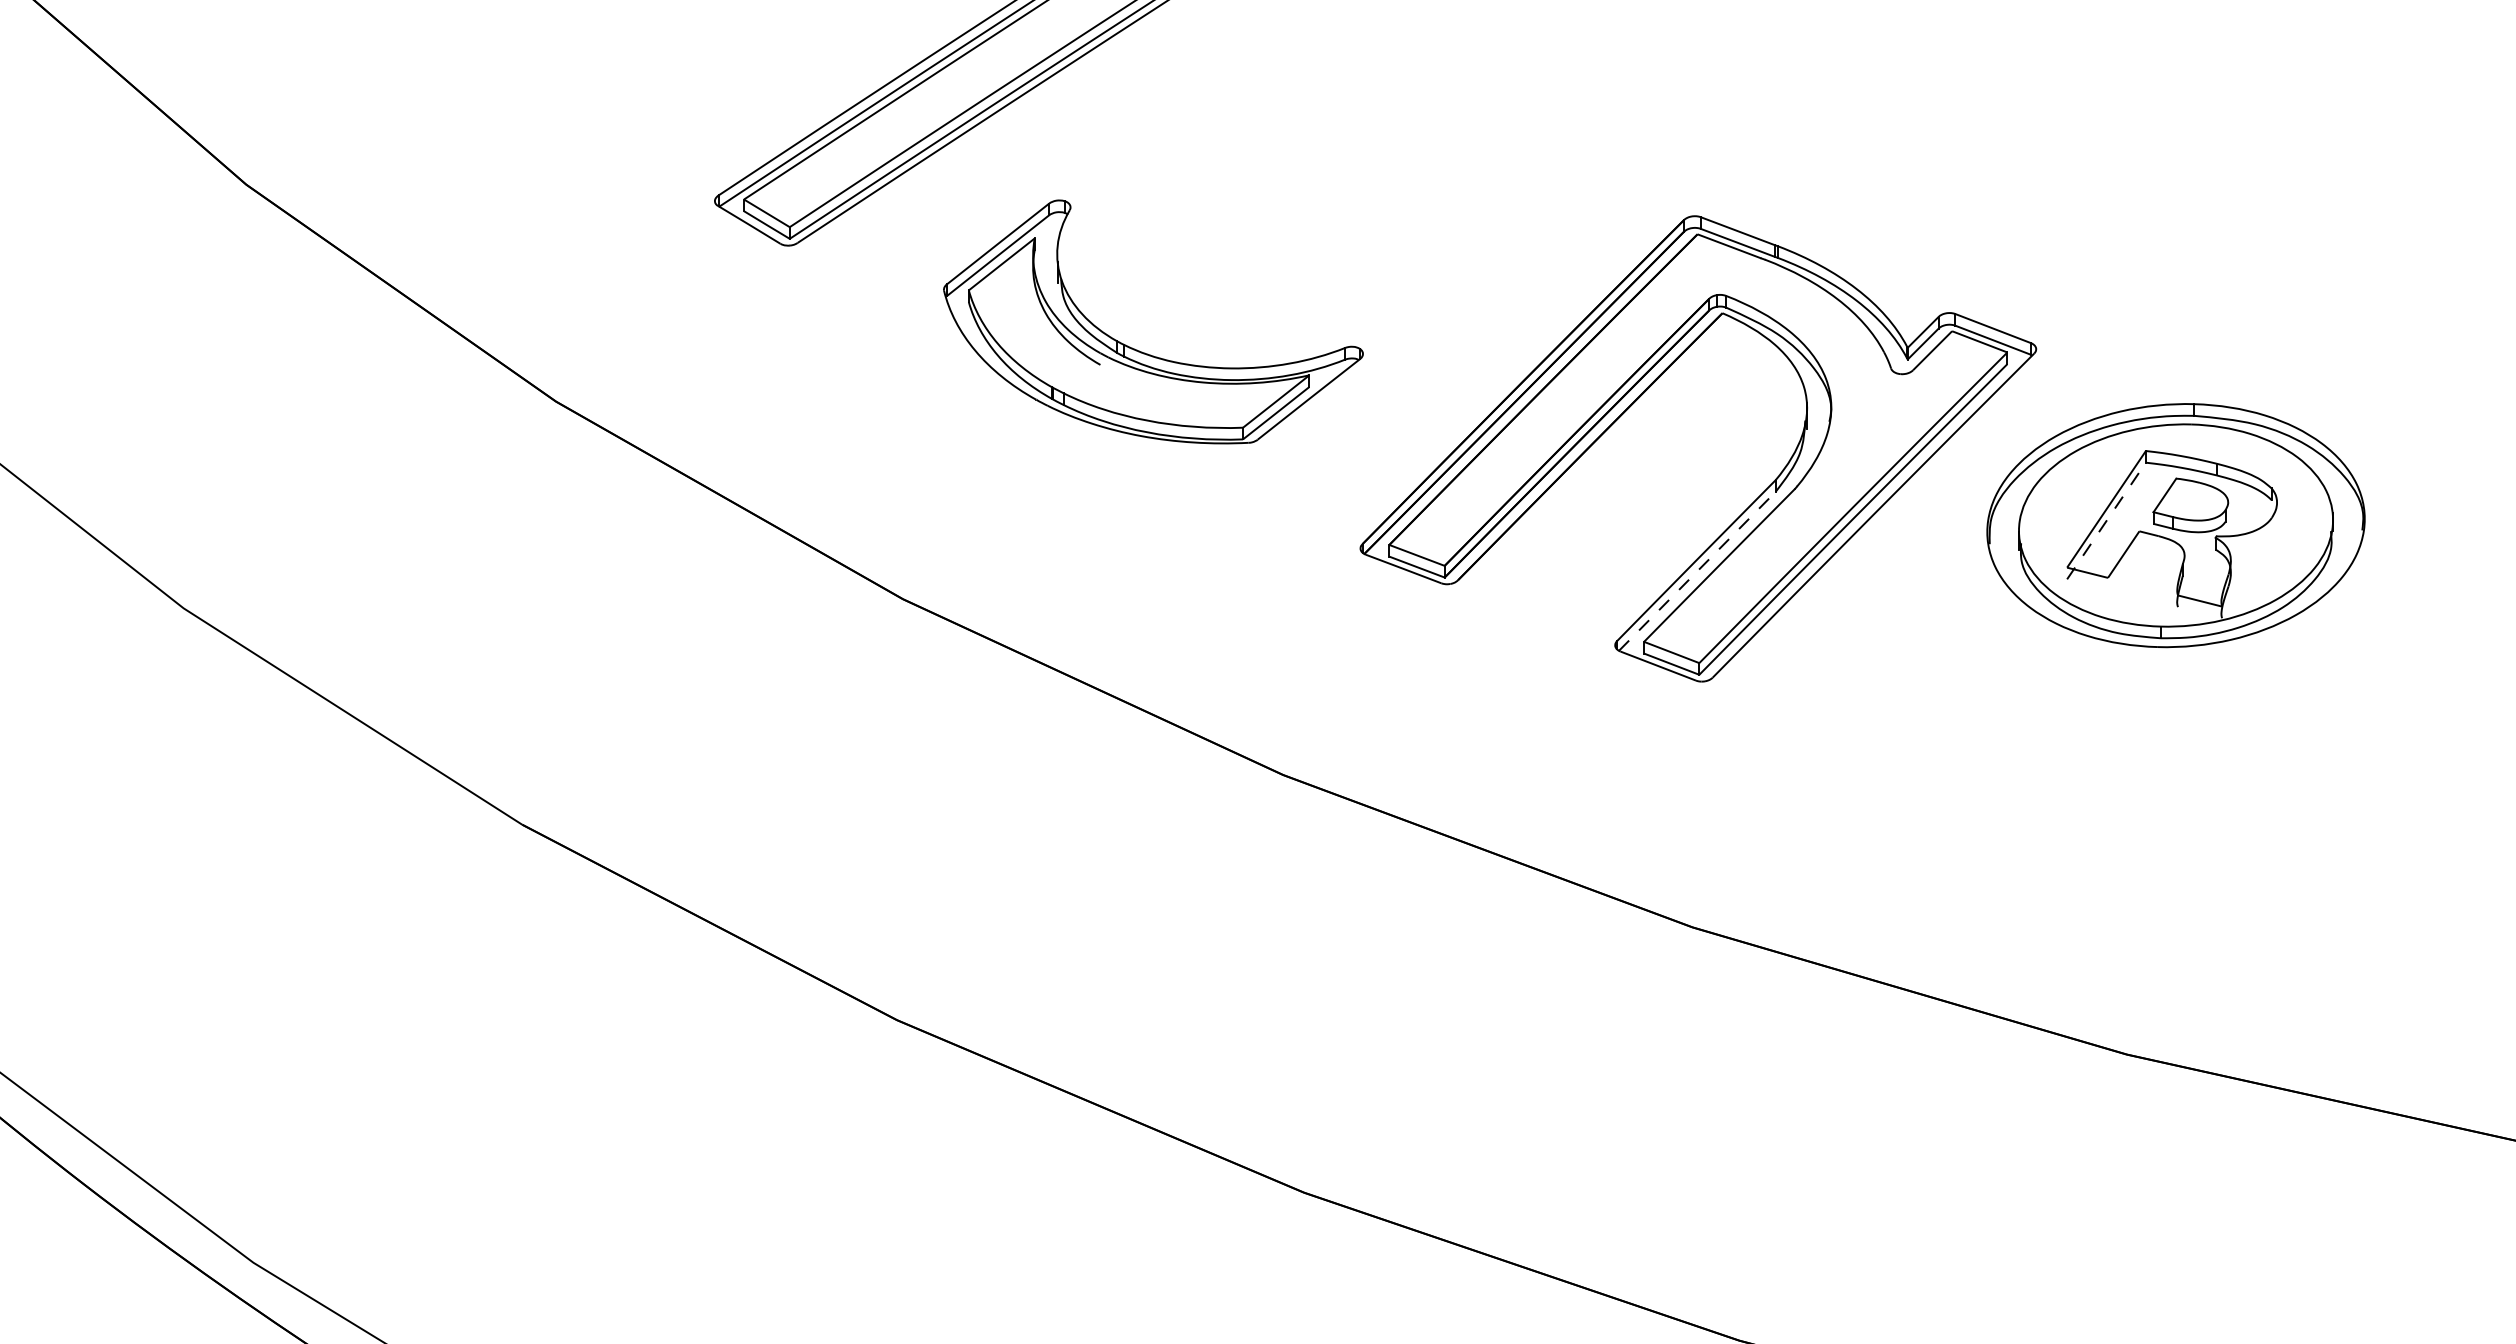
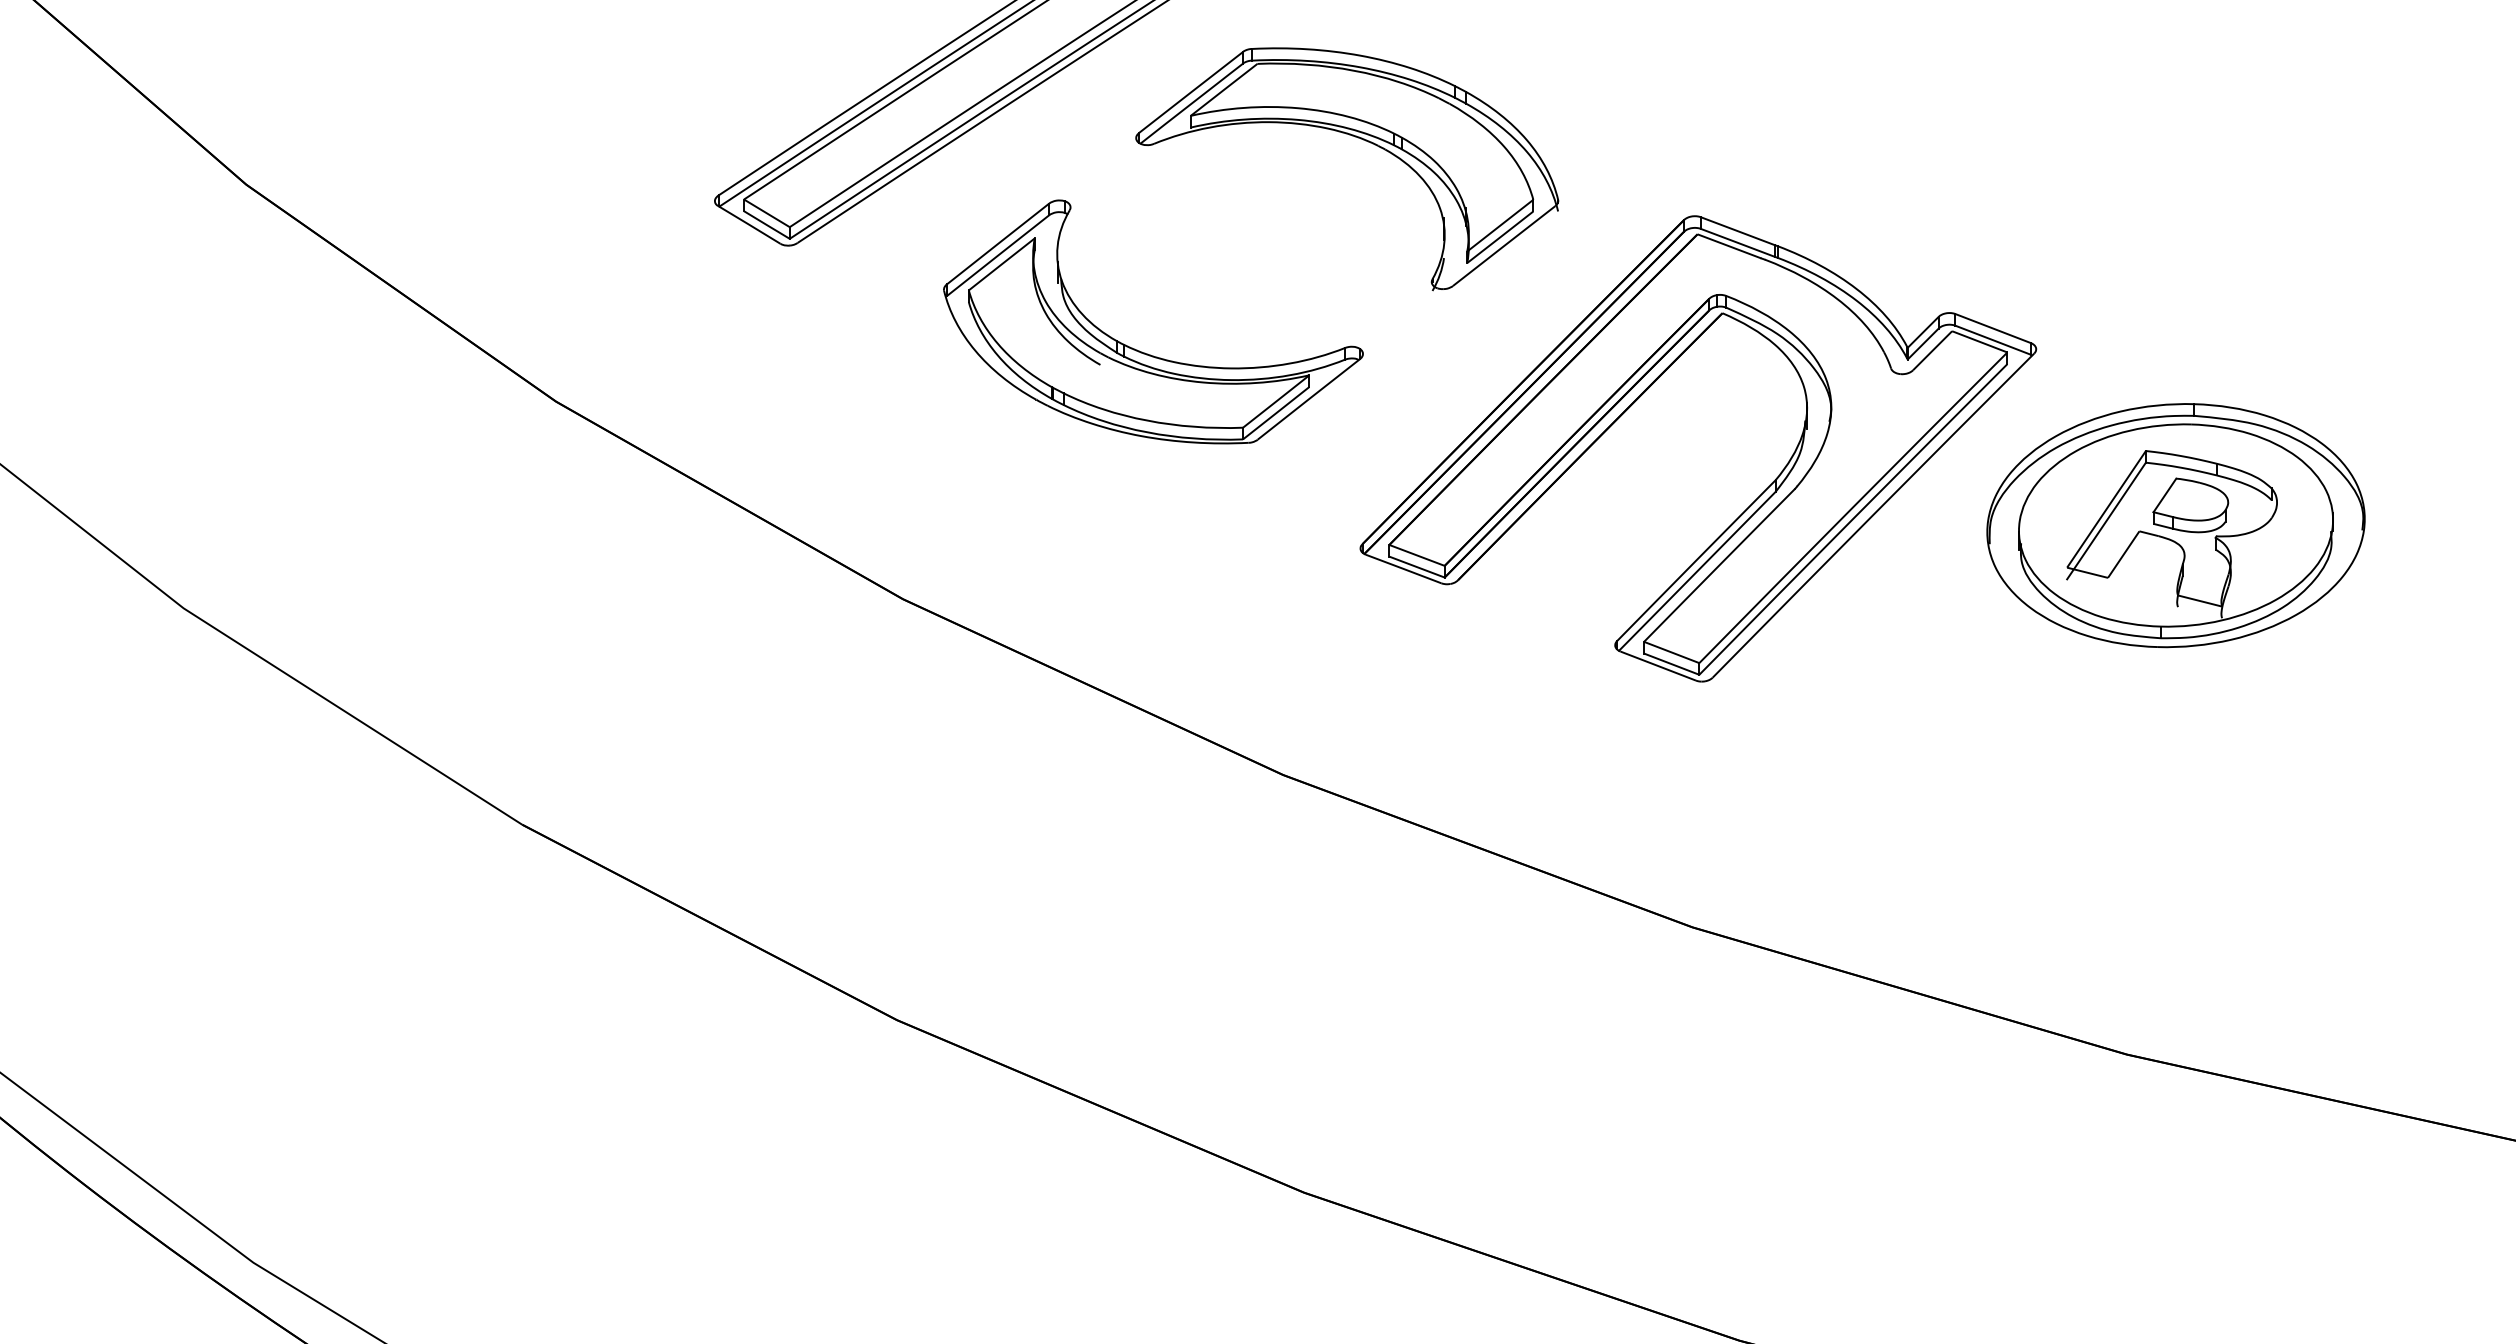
part: none -> present (1360, 139)
line: dashed -> solid (2106, 520)
line: dashed -> solid (1697, 571)
